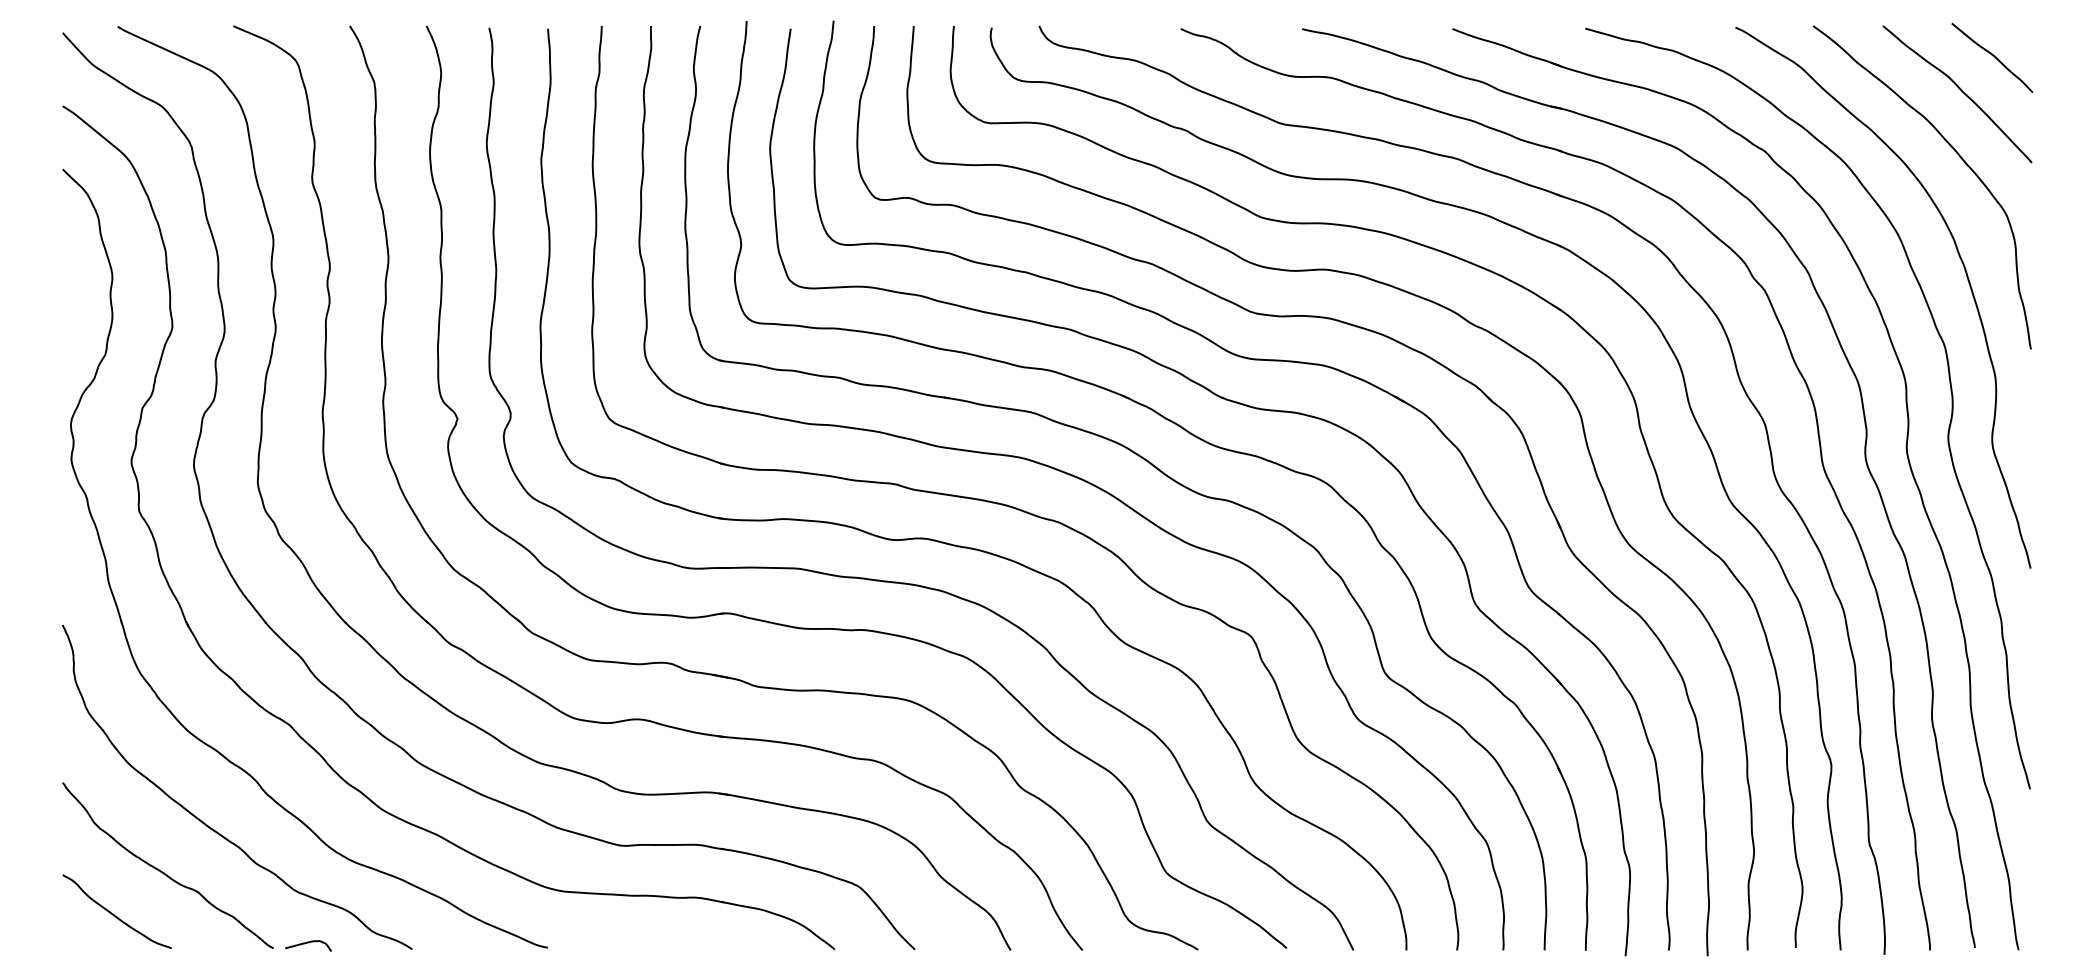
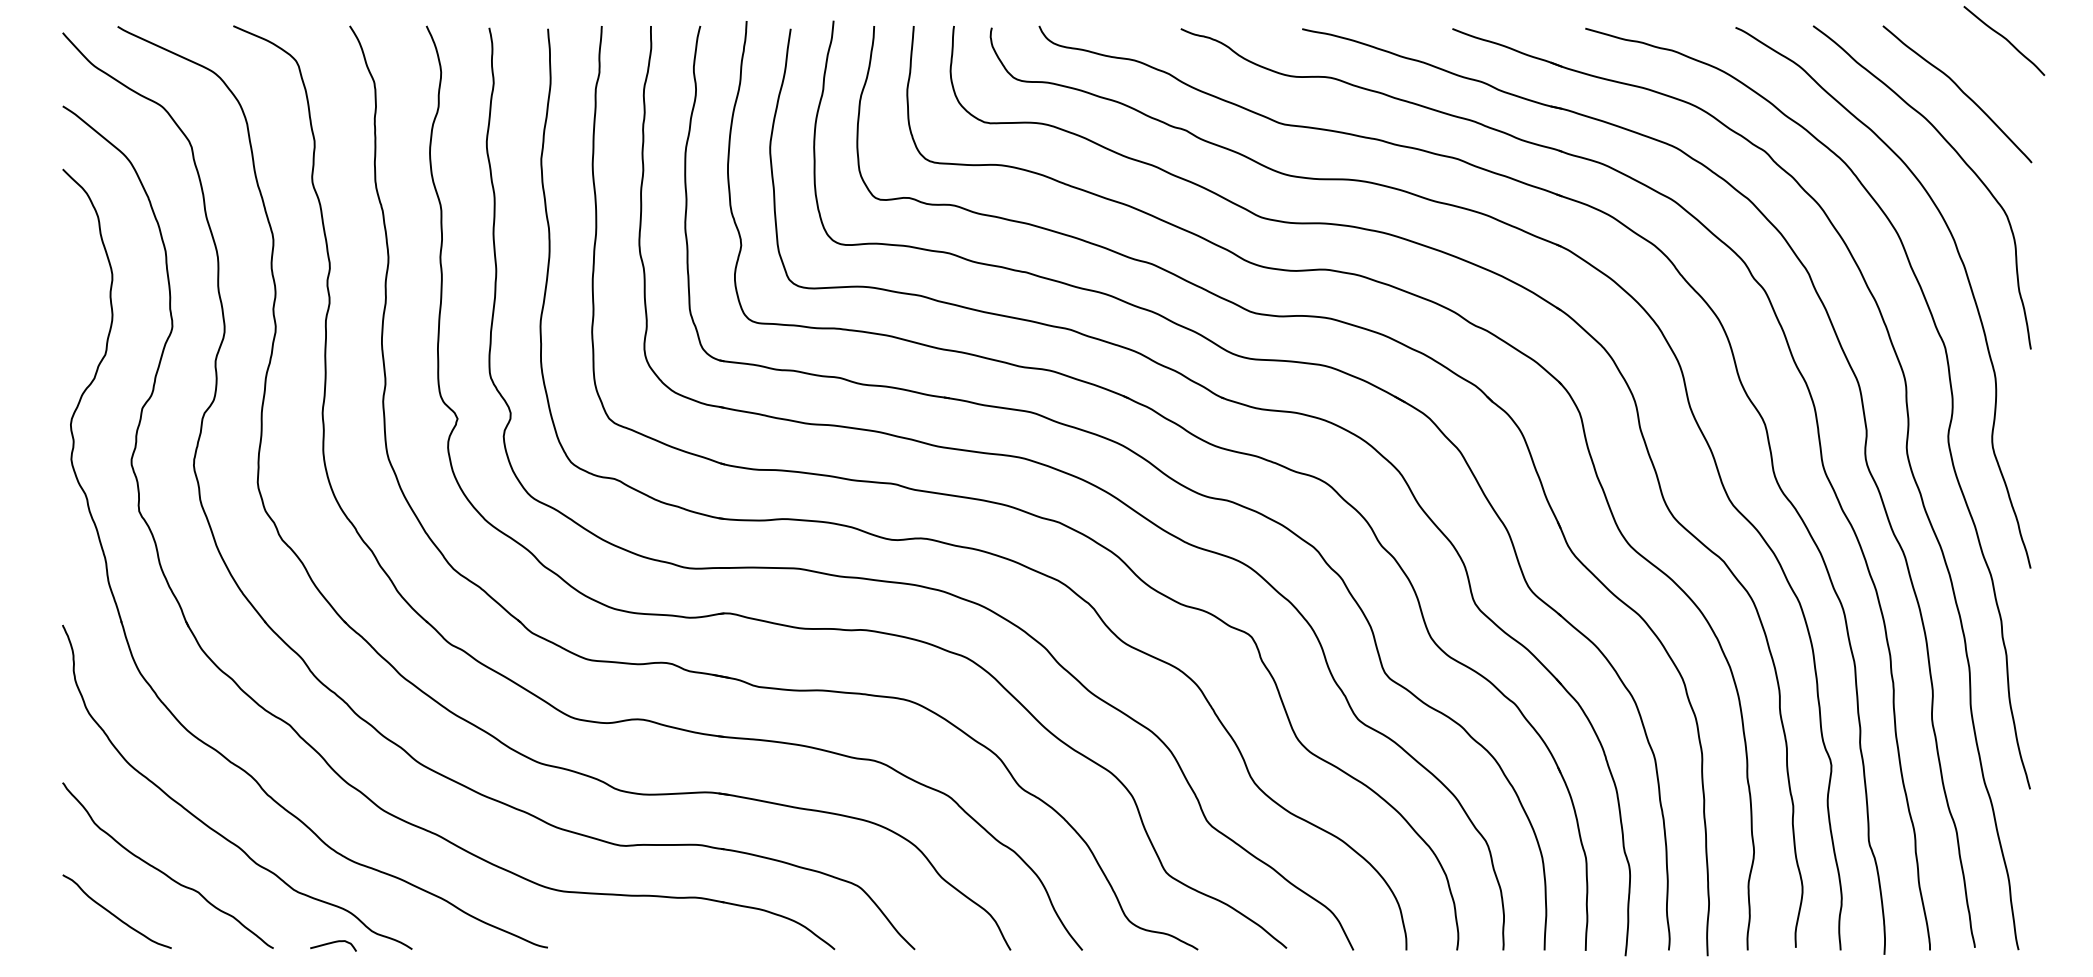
curve position: (1993, 56) -> (2005, 39) (2005, 39)
curve position: (308, 943) -> (333, 943) (333, 943)
